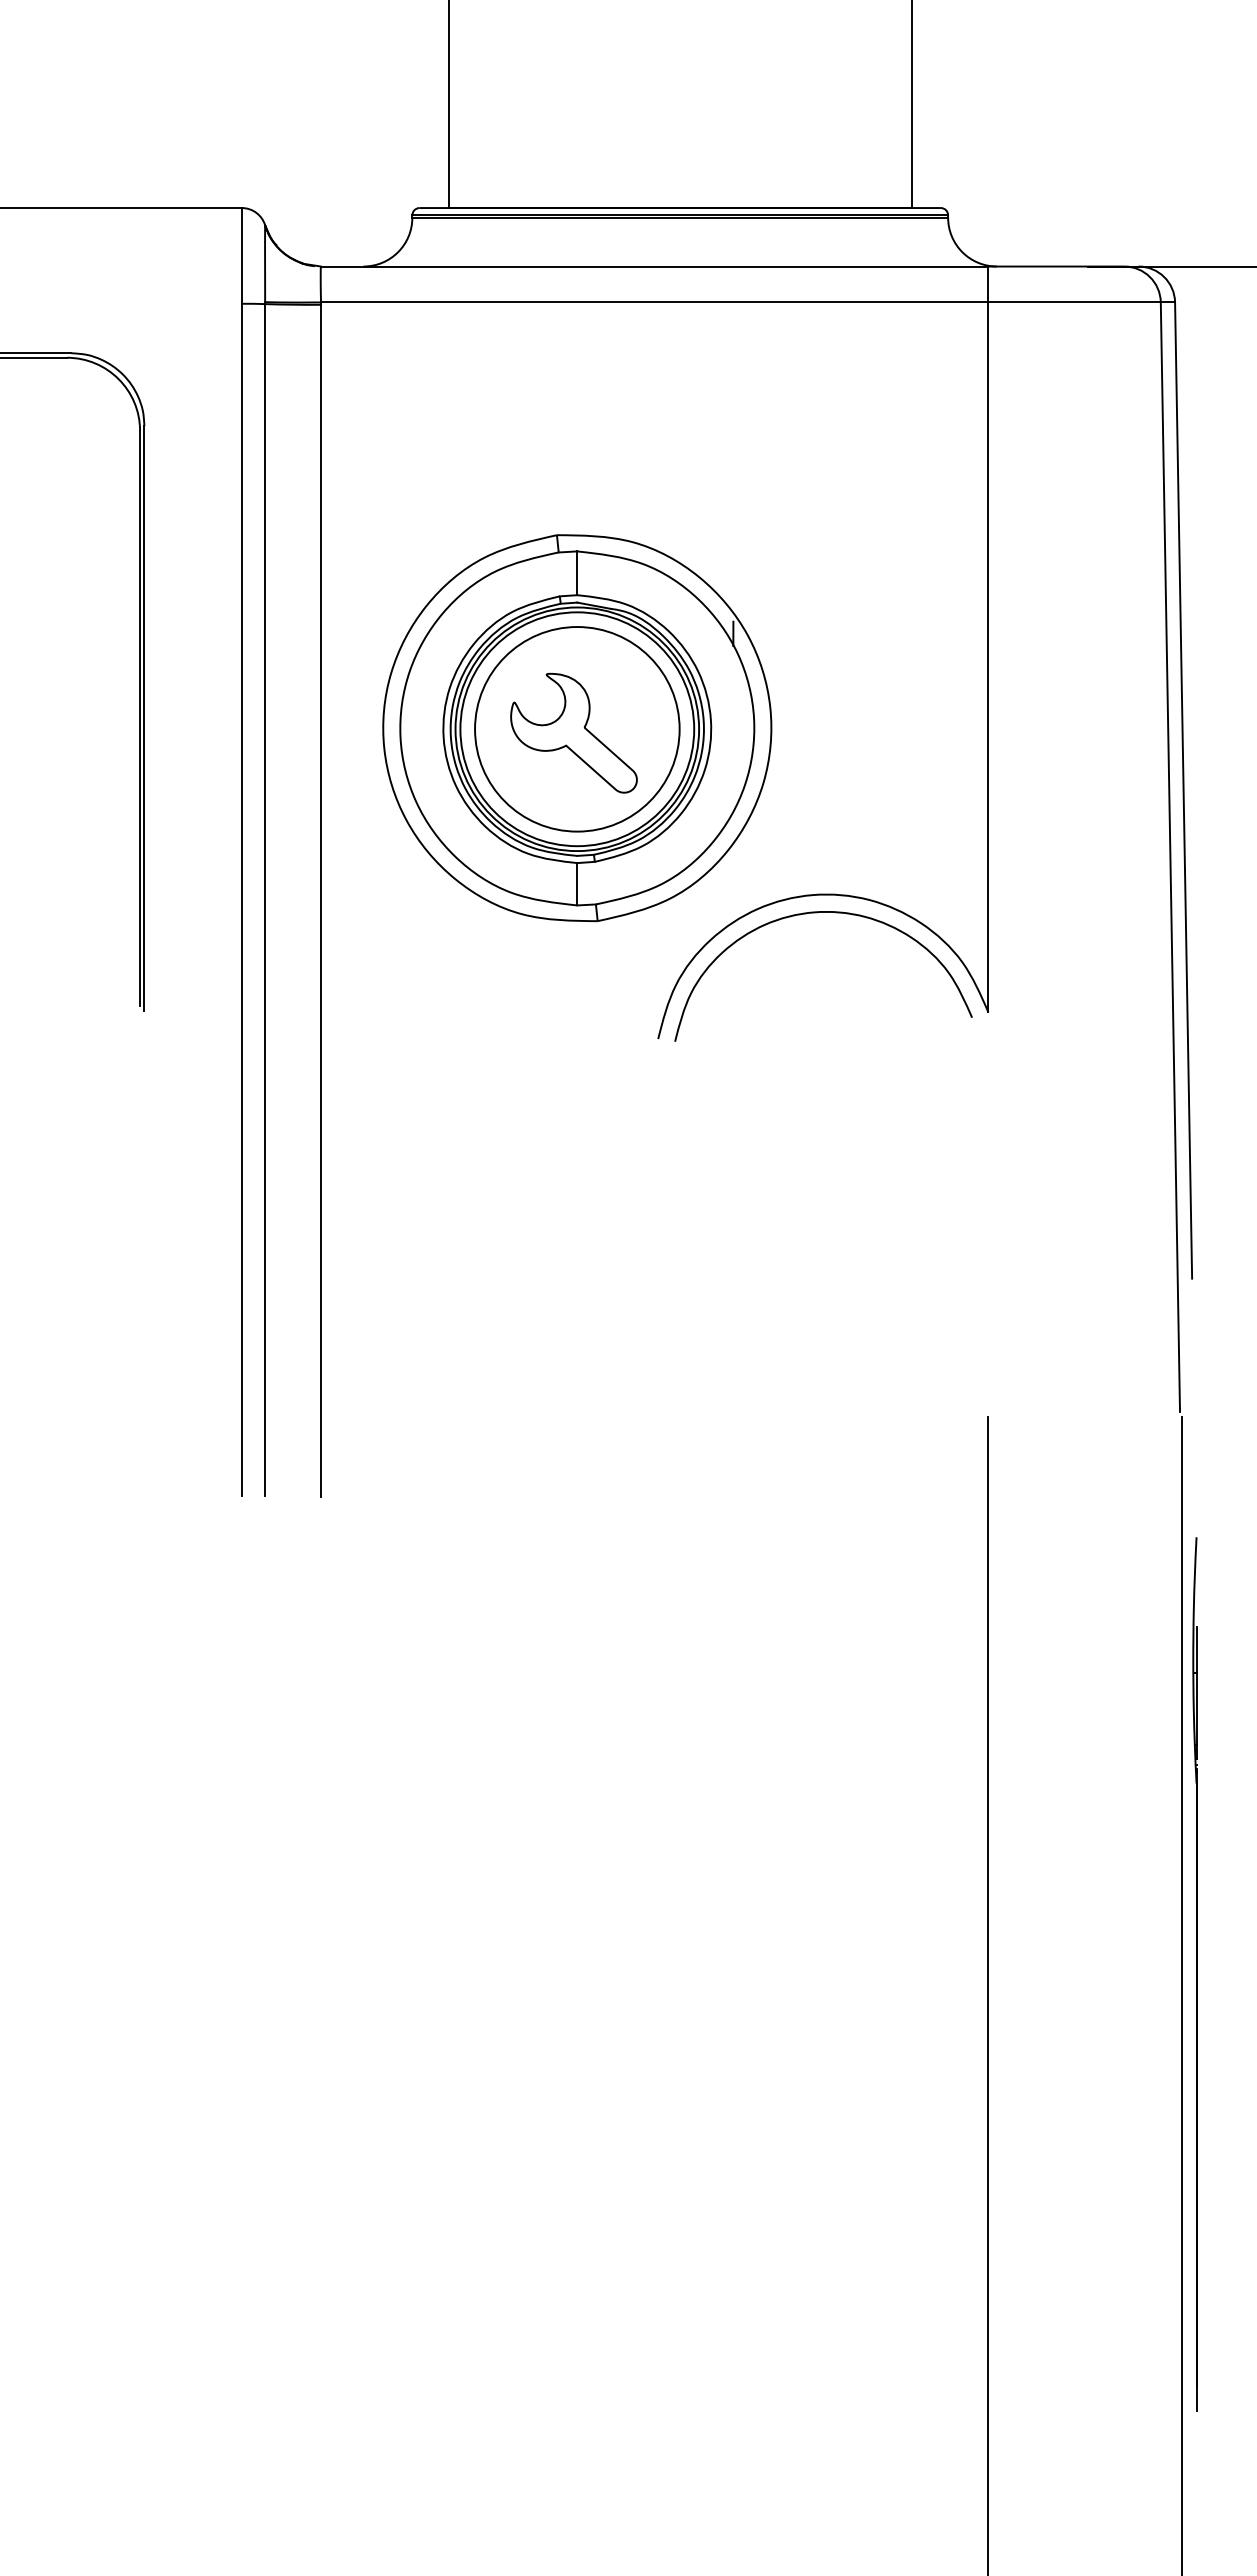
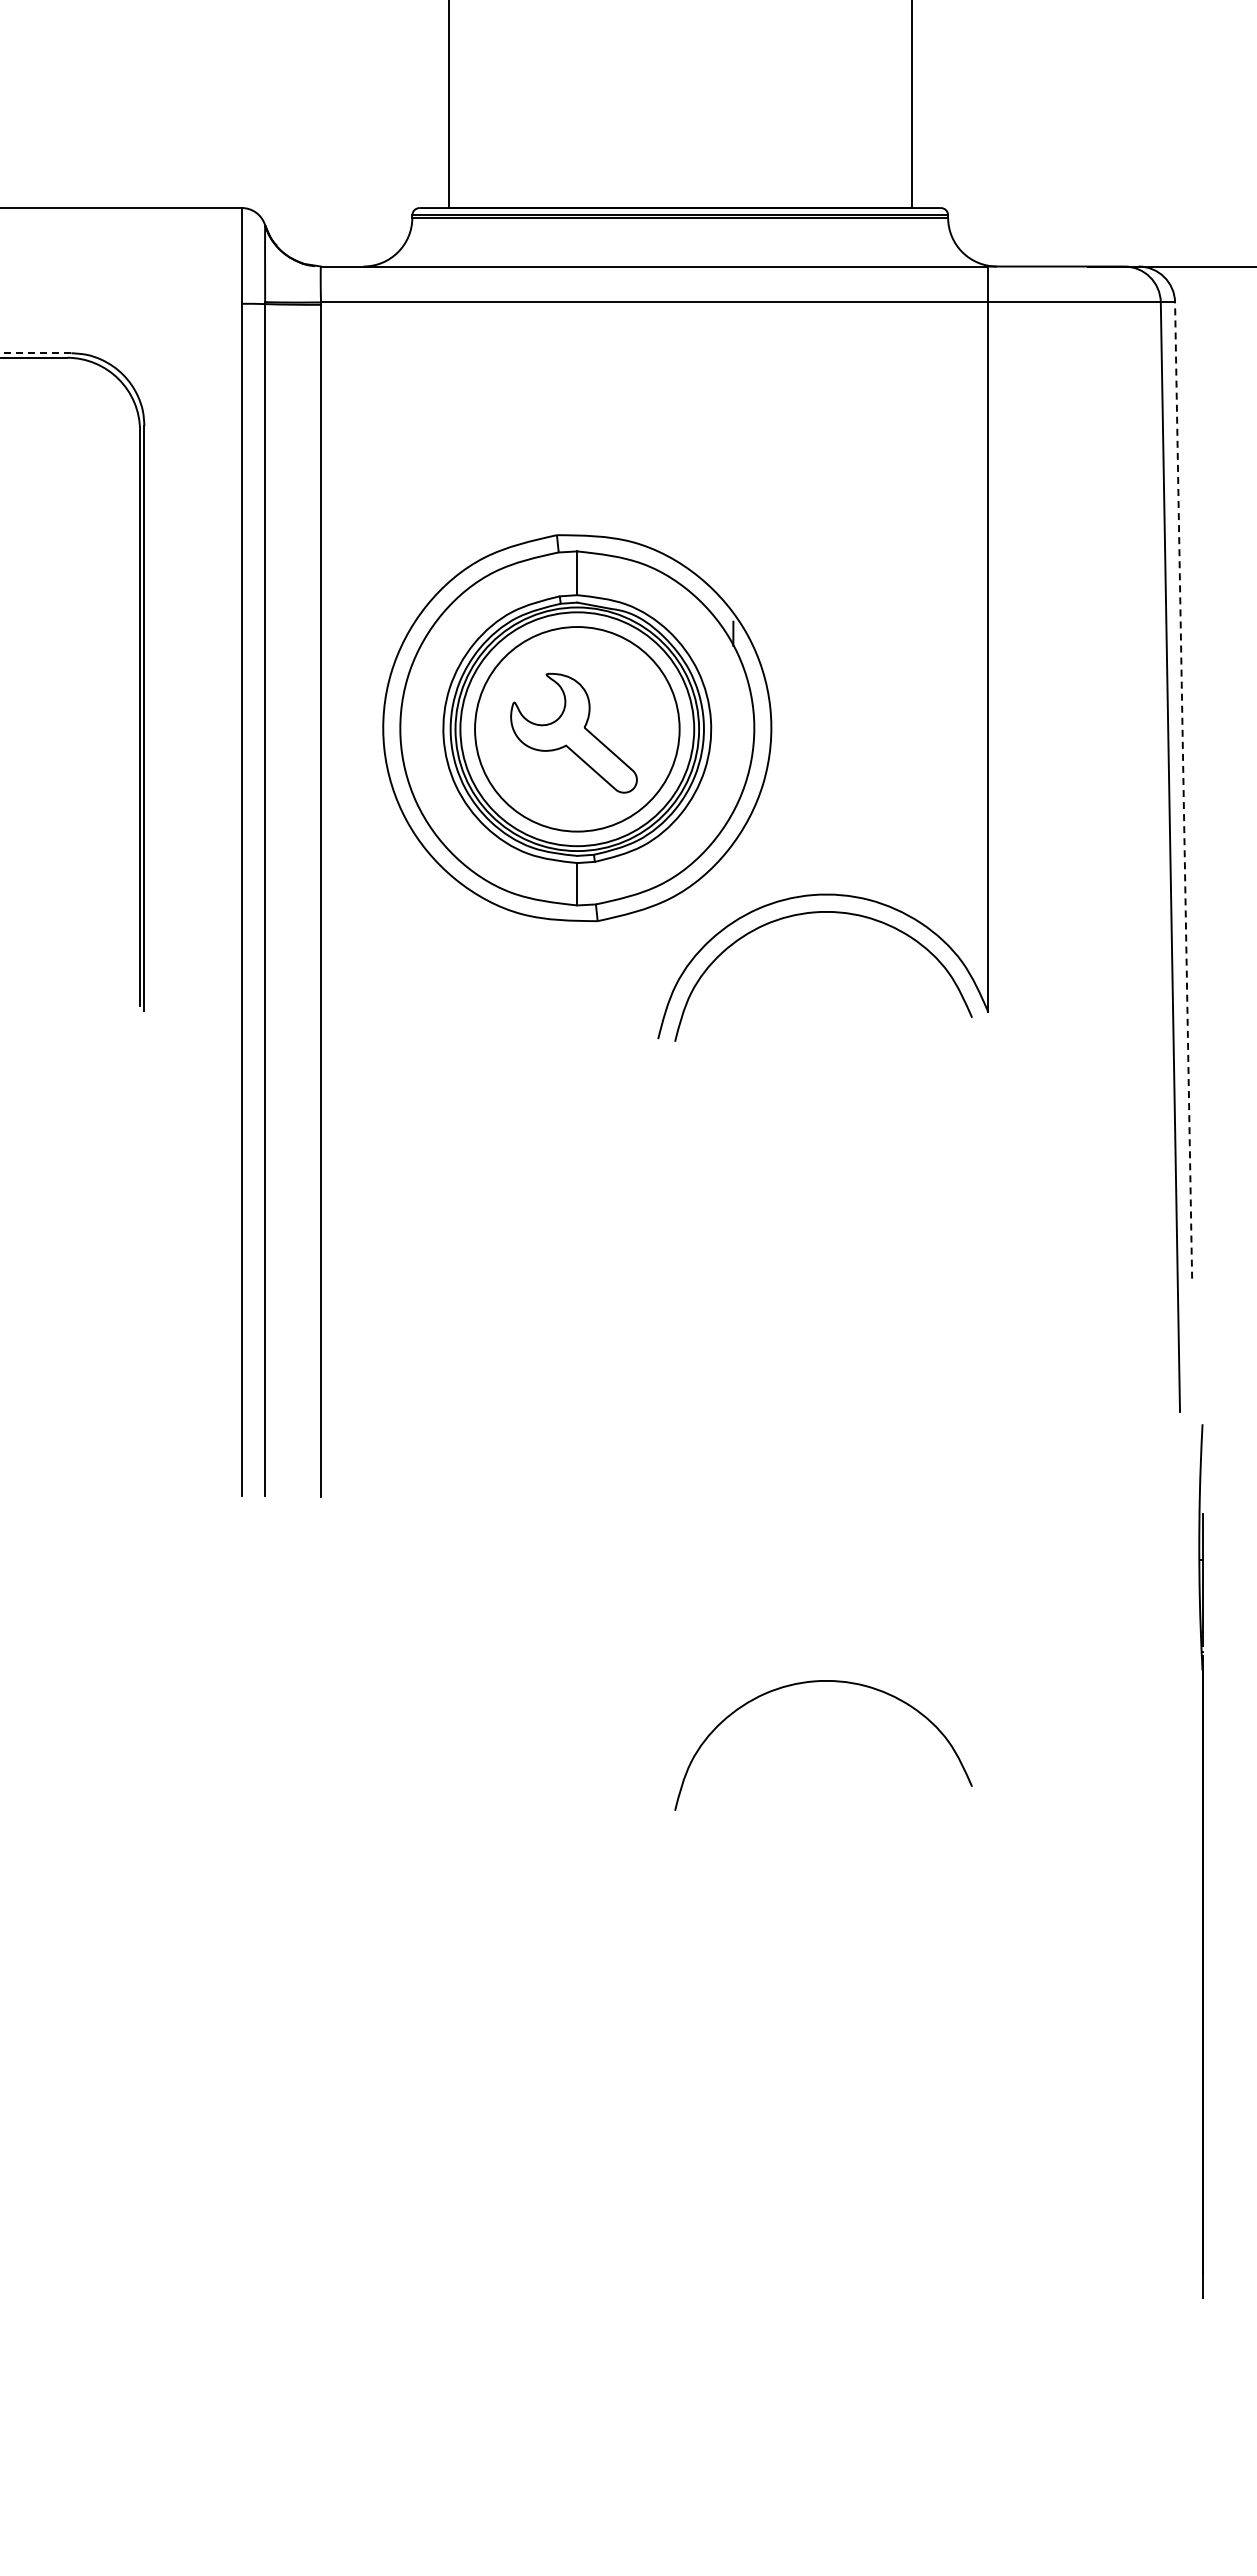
line: solid -> dashed (35, 353)
line: solid -> dashed (1183, 790)
curve: none -> present (817, 1682)
part position: (1194, 1974) -> (1200, 1861) (1200, 1861)
line: present -> none (988, 1994)
line: present -> none (1182, 1994)
